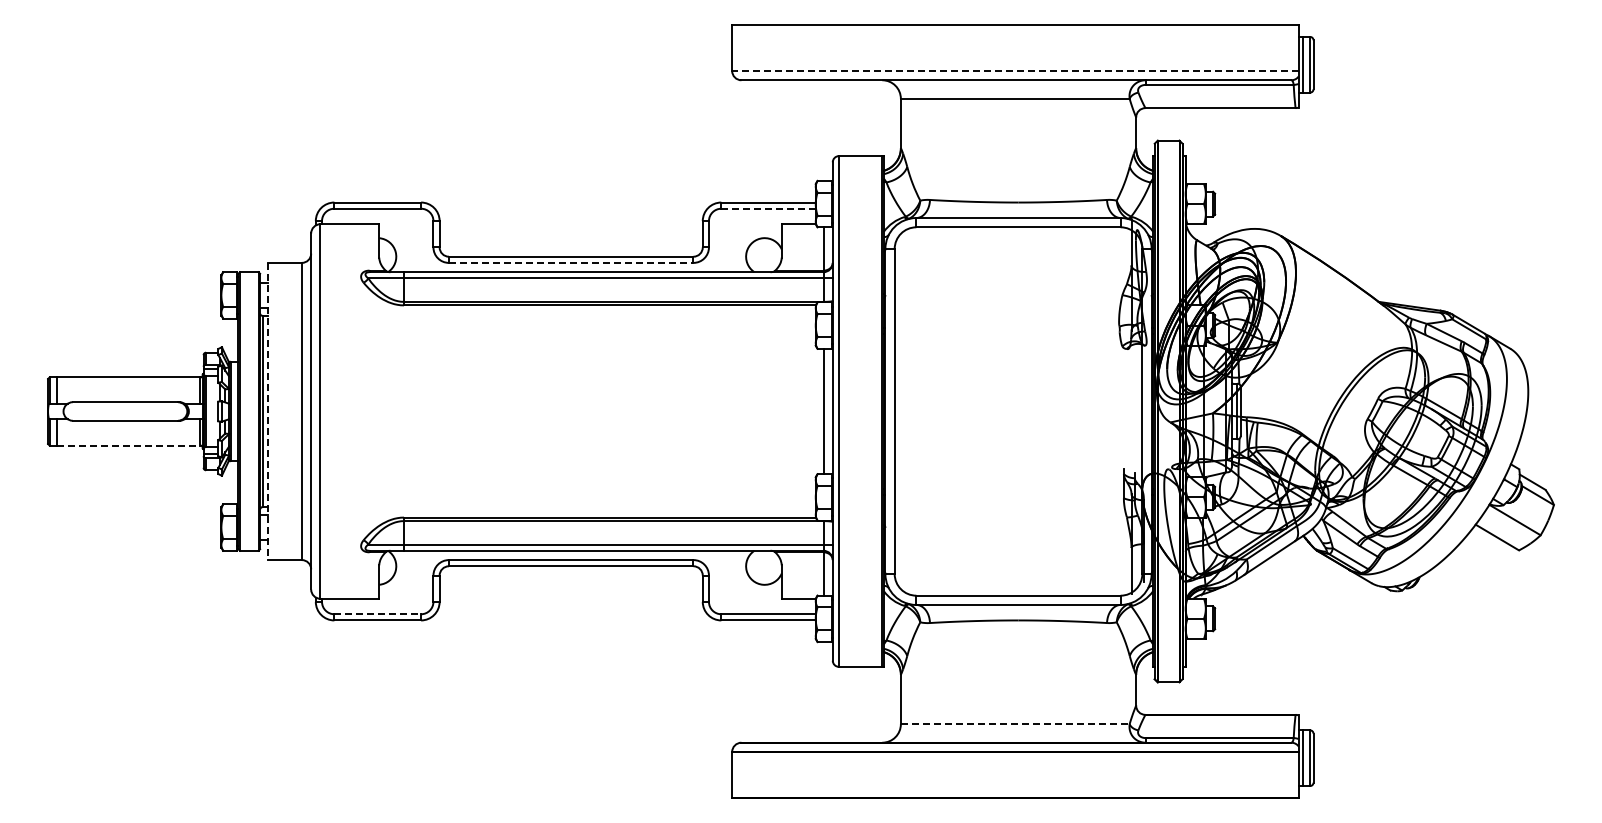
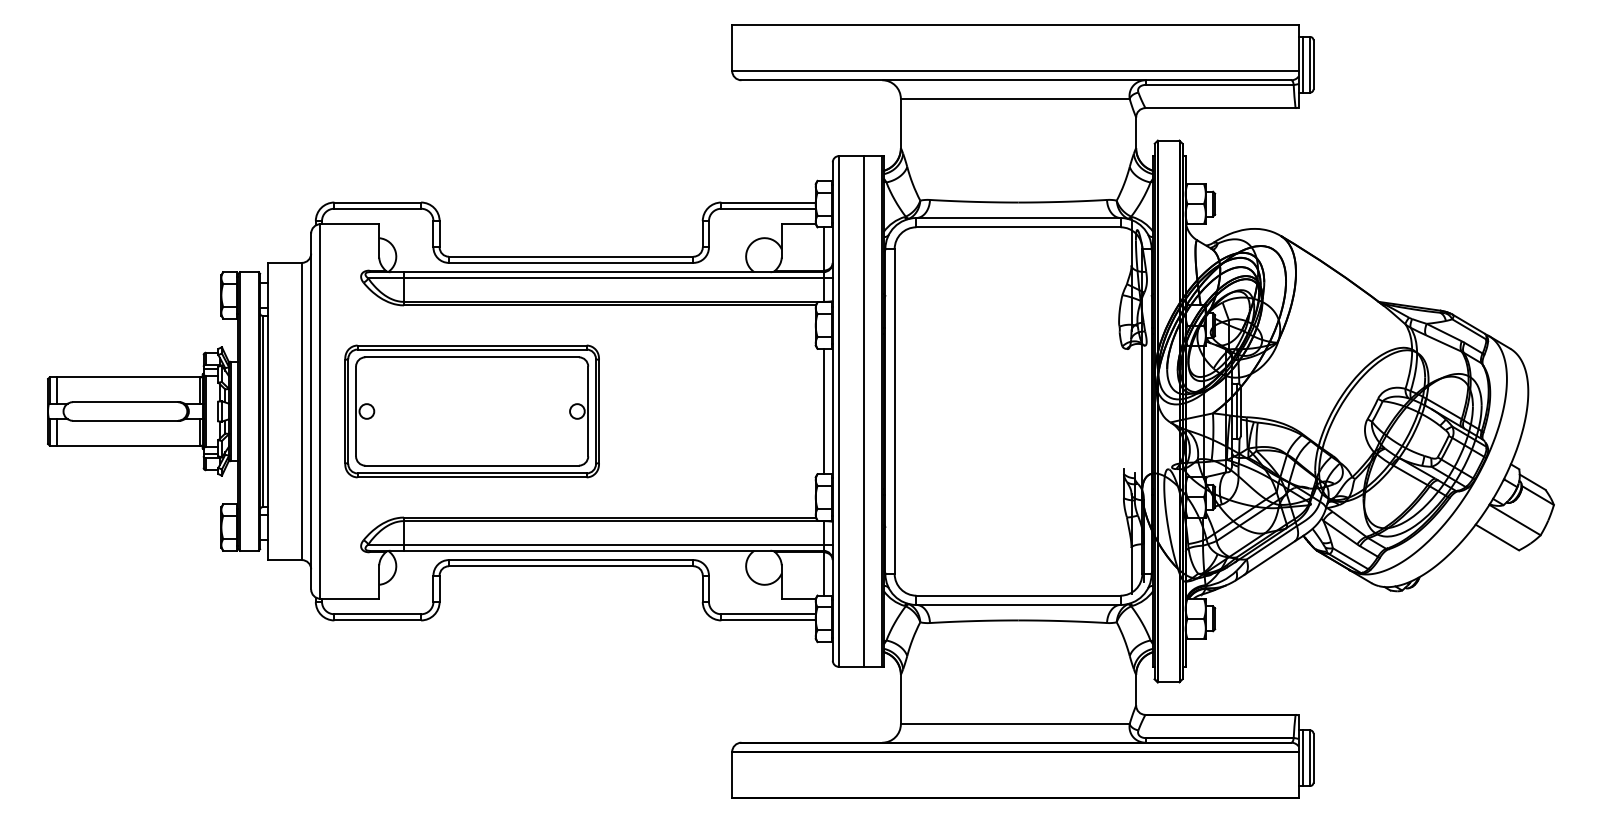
line: dashed -> solid (1014, 70)
line: dashed -> solid (768, 208)
line: dashed -> solid (571, 262)
line: dashed -> solid (267, 411)
part: none -> present (471, 411)
line: none -> present (863, 411)
line: dashed -> solid (128, 445)
line: dashed -> solid (378, 614)
line: dashed -> solid (1015, 724)
